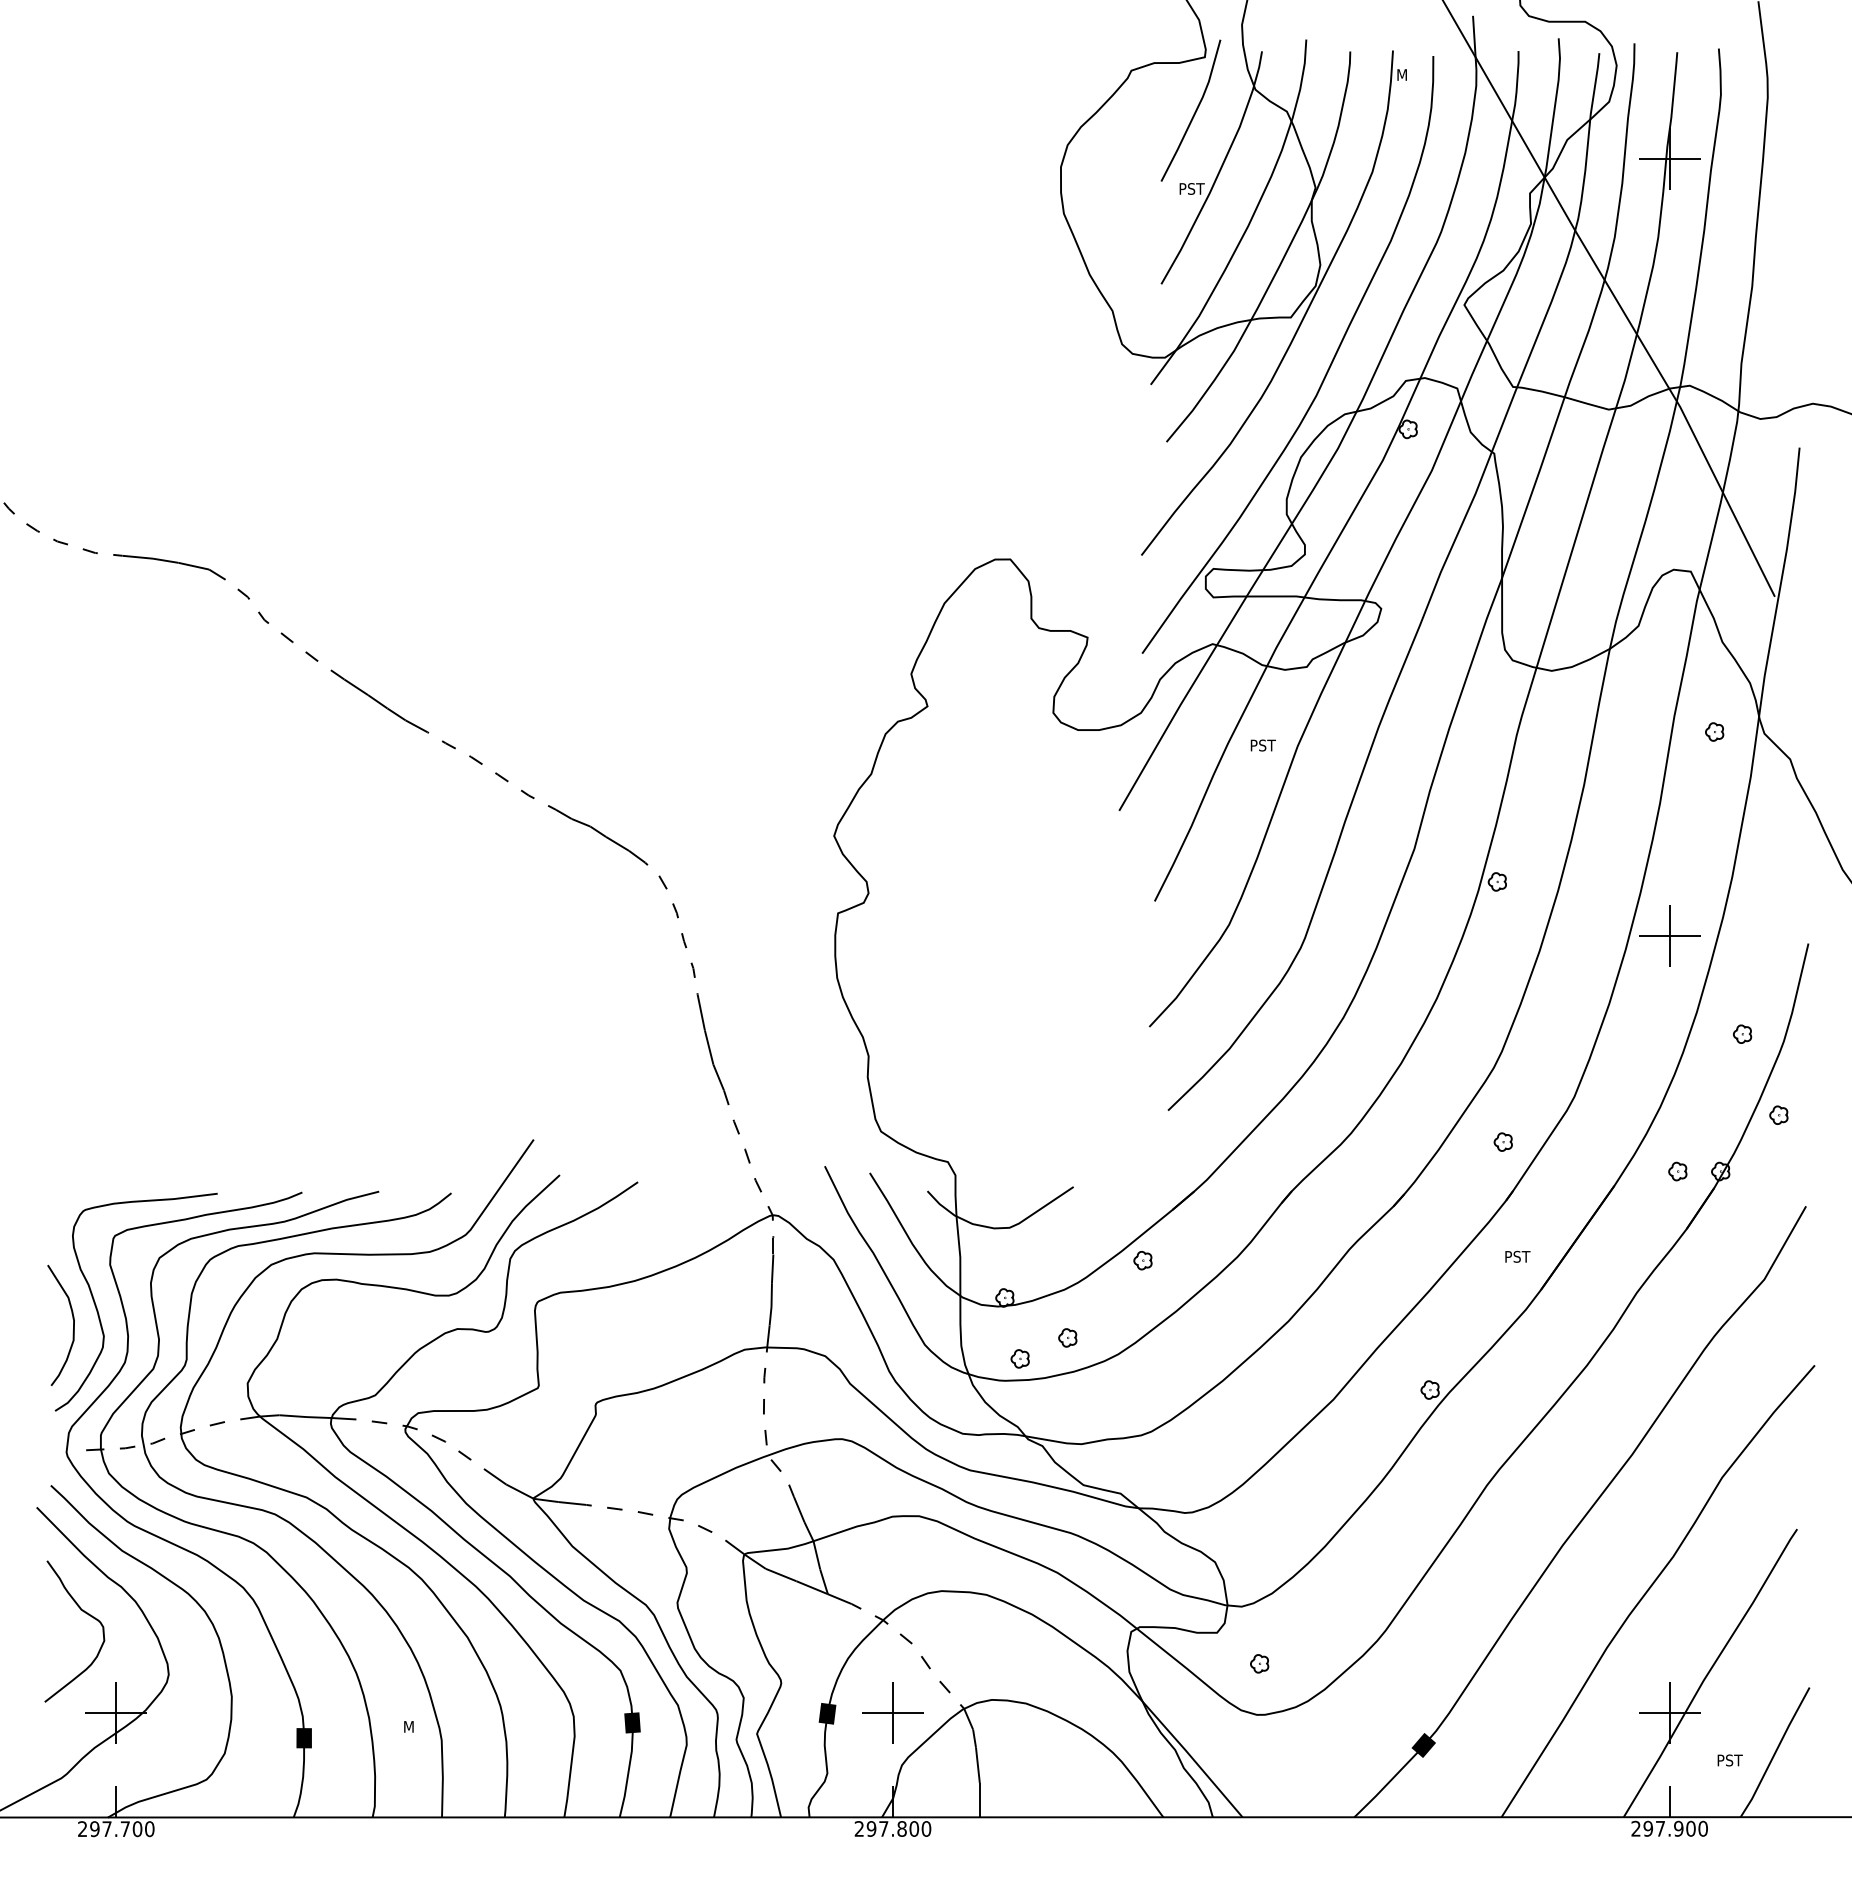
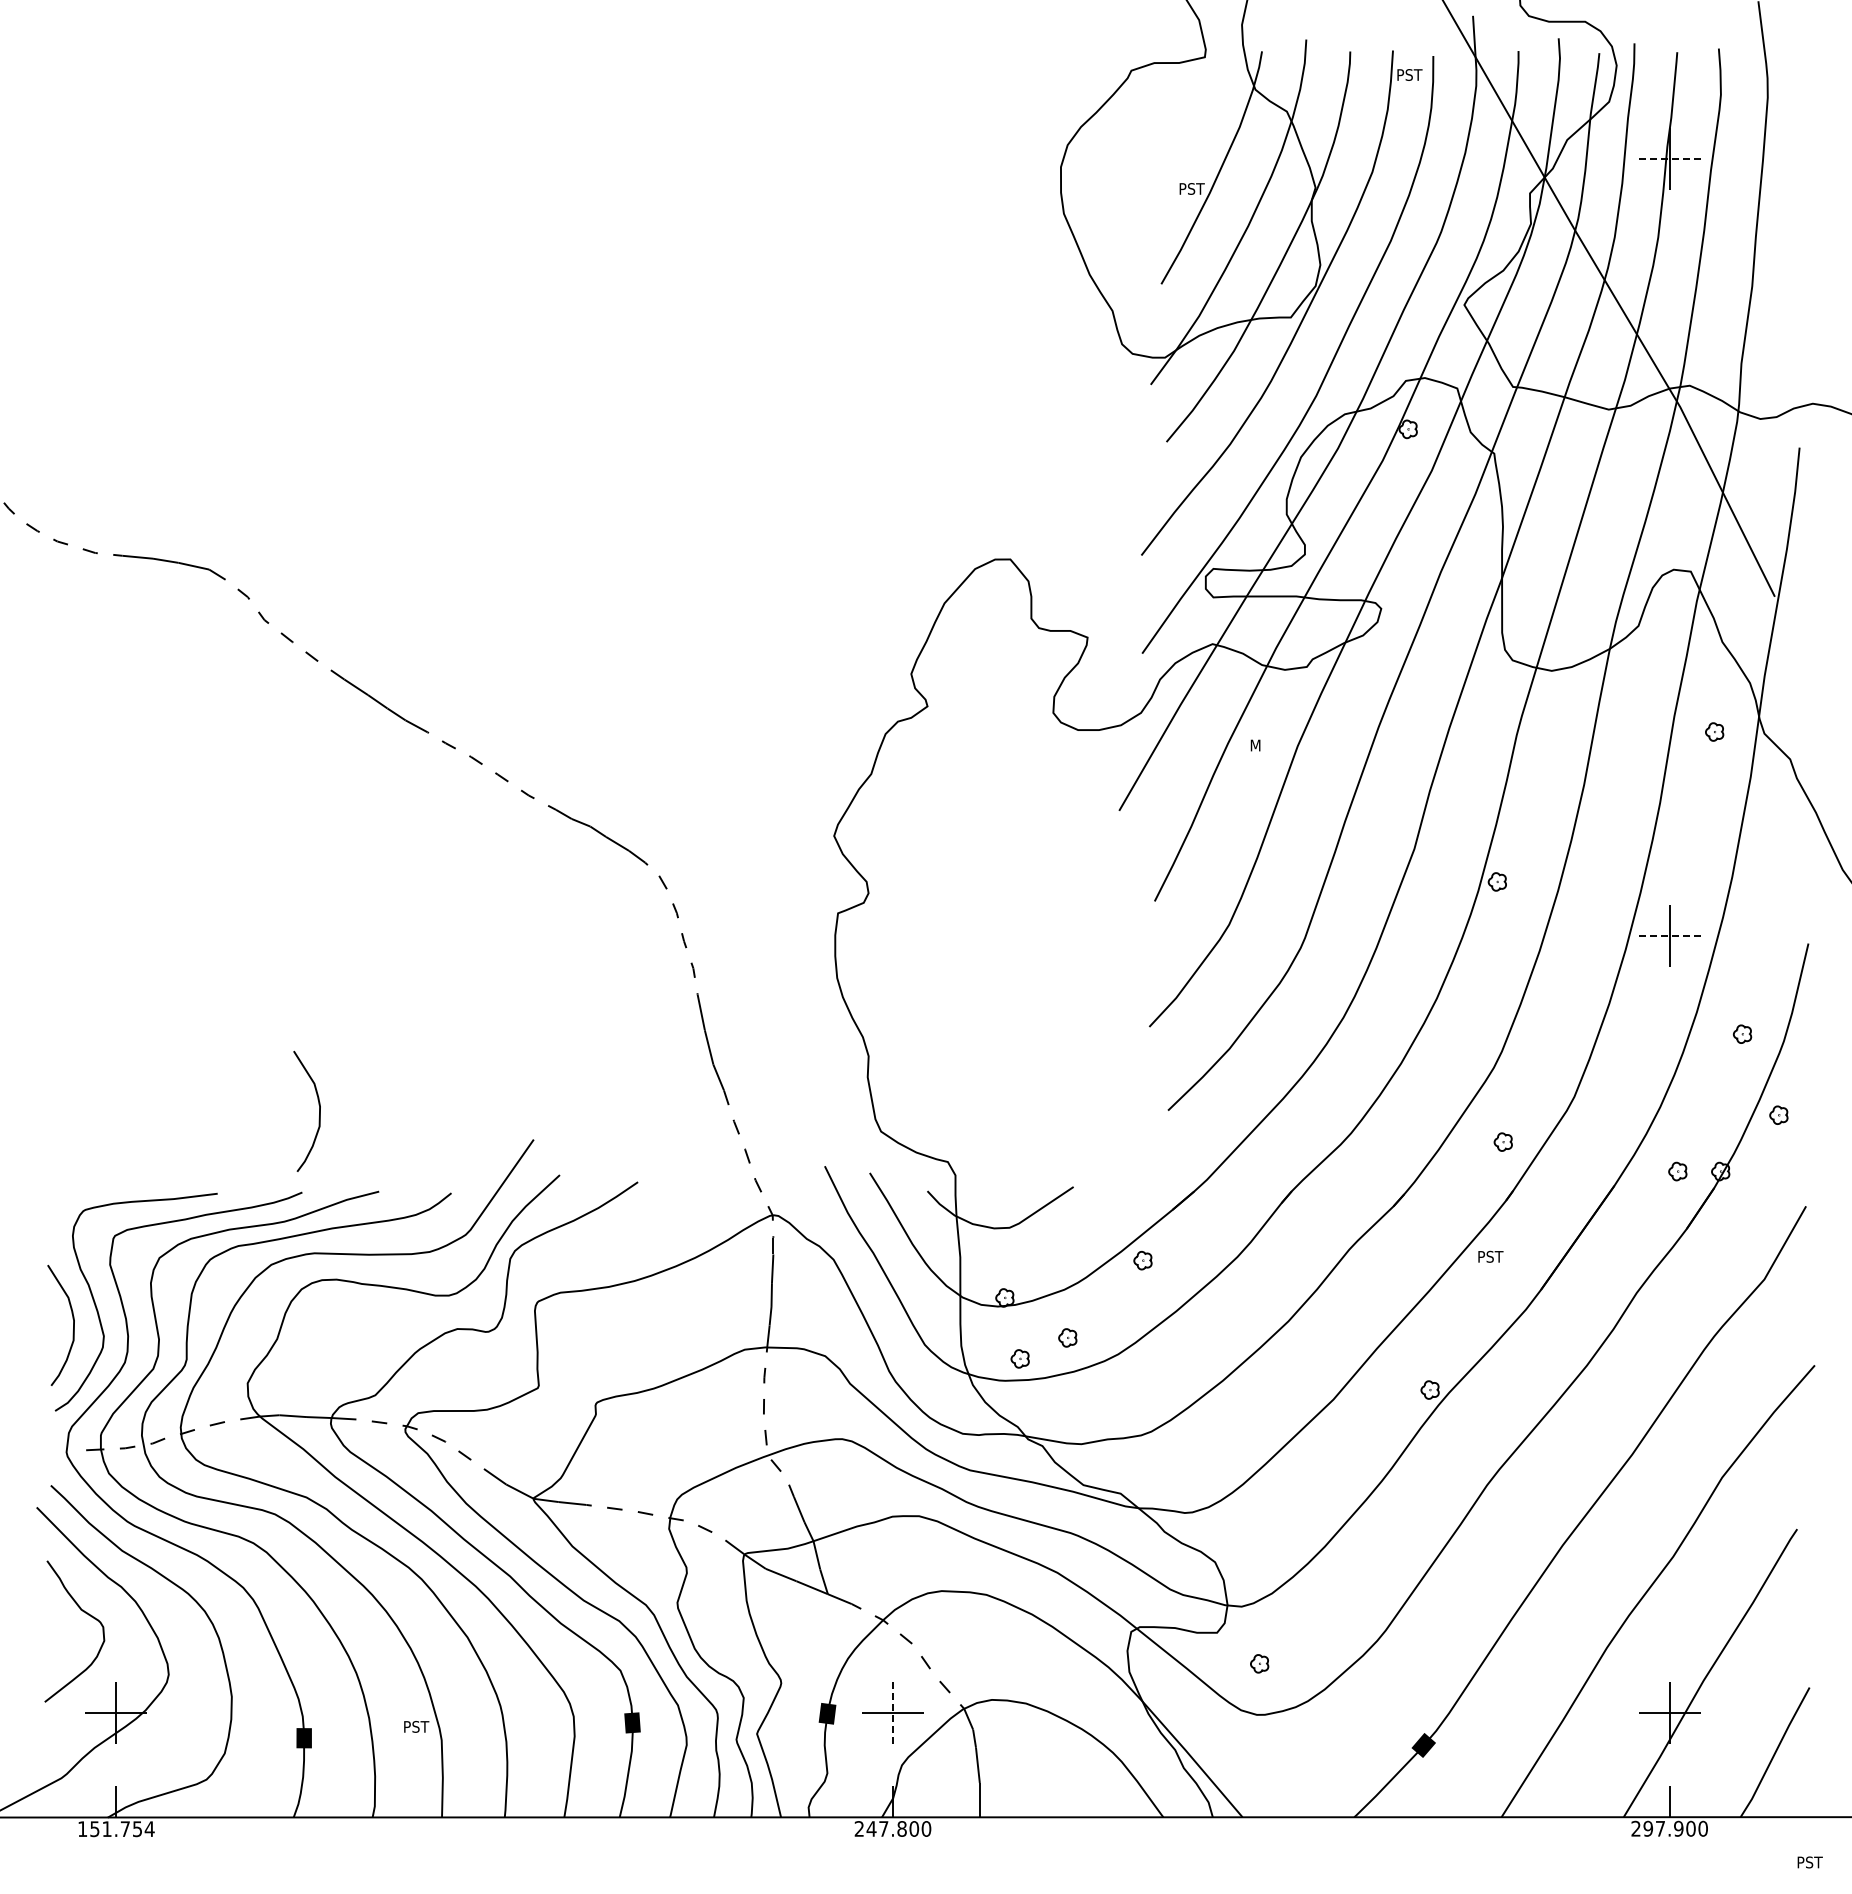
text: M -> PST (1410, 74)
line: present -> none (1194, 111)
line: solid -> dashed (1669, 159)
text: PST -> M (1263, 745)
line: solid -> dashed (1669, 936)
curve: none -> present (319, 1110)
text position: (1517, 1256) -> (1490, 1256) (1490, 1256)
line: solid -> dashed (892, 1713)
text: M -> PST (417, 1726)
text position: (1729, 1760) -> (1809, 1862) (1809, 1862)
text: 297.800 -> 247.800 (871, 1828)
text: 297.700 -> 151.754 (116, 1829)
